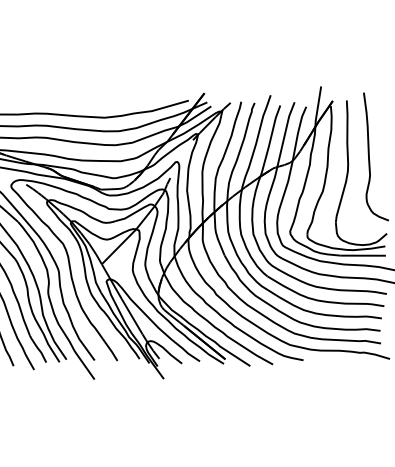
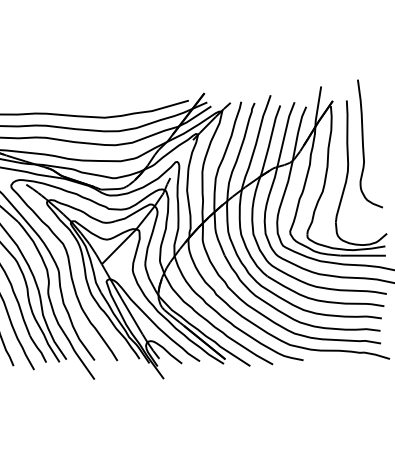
curve position: (369, 156) -> (363, 143) (363, 143)
